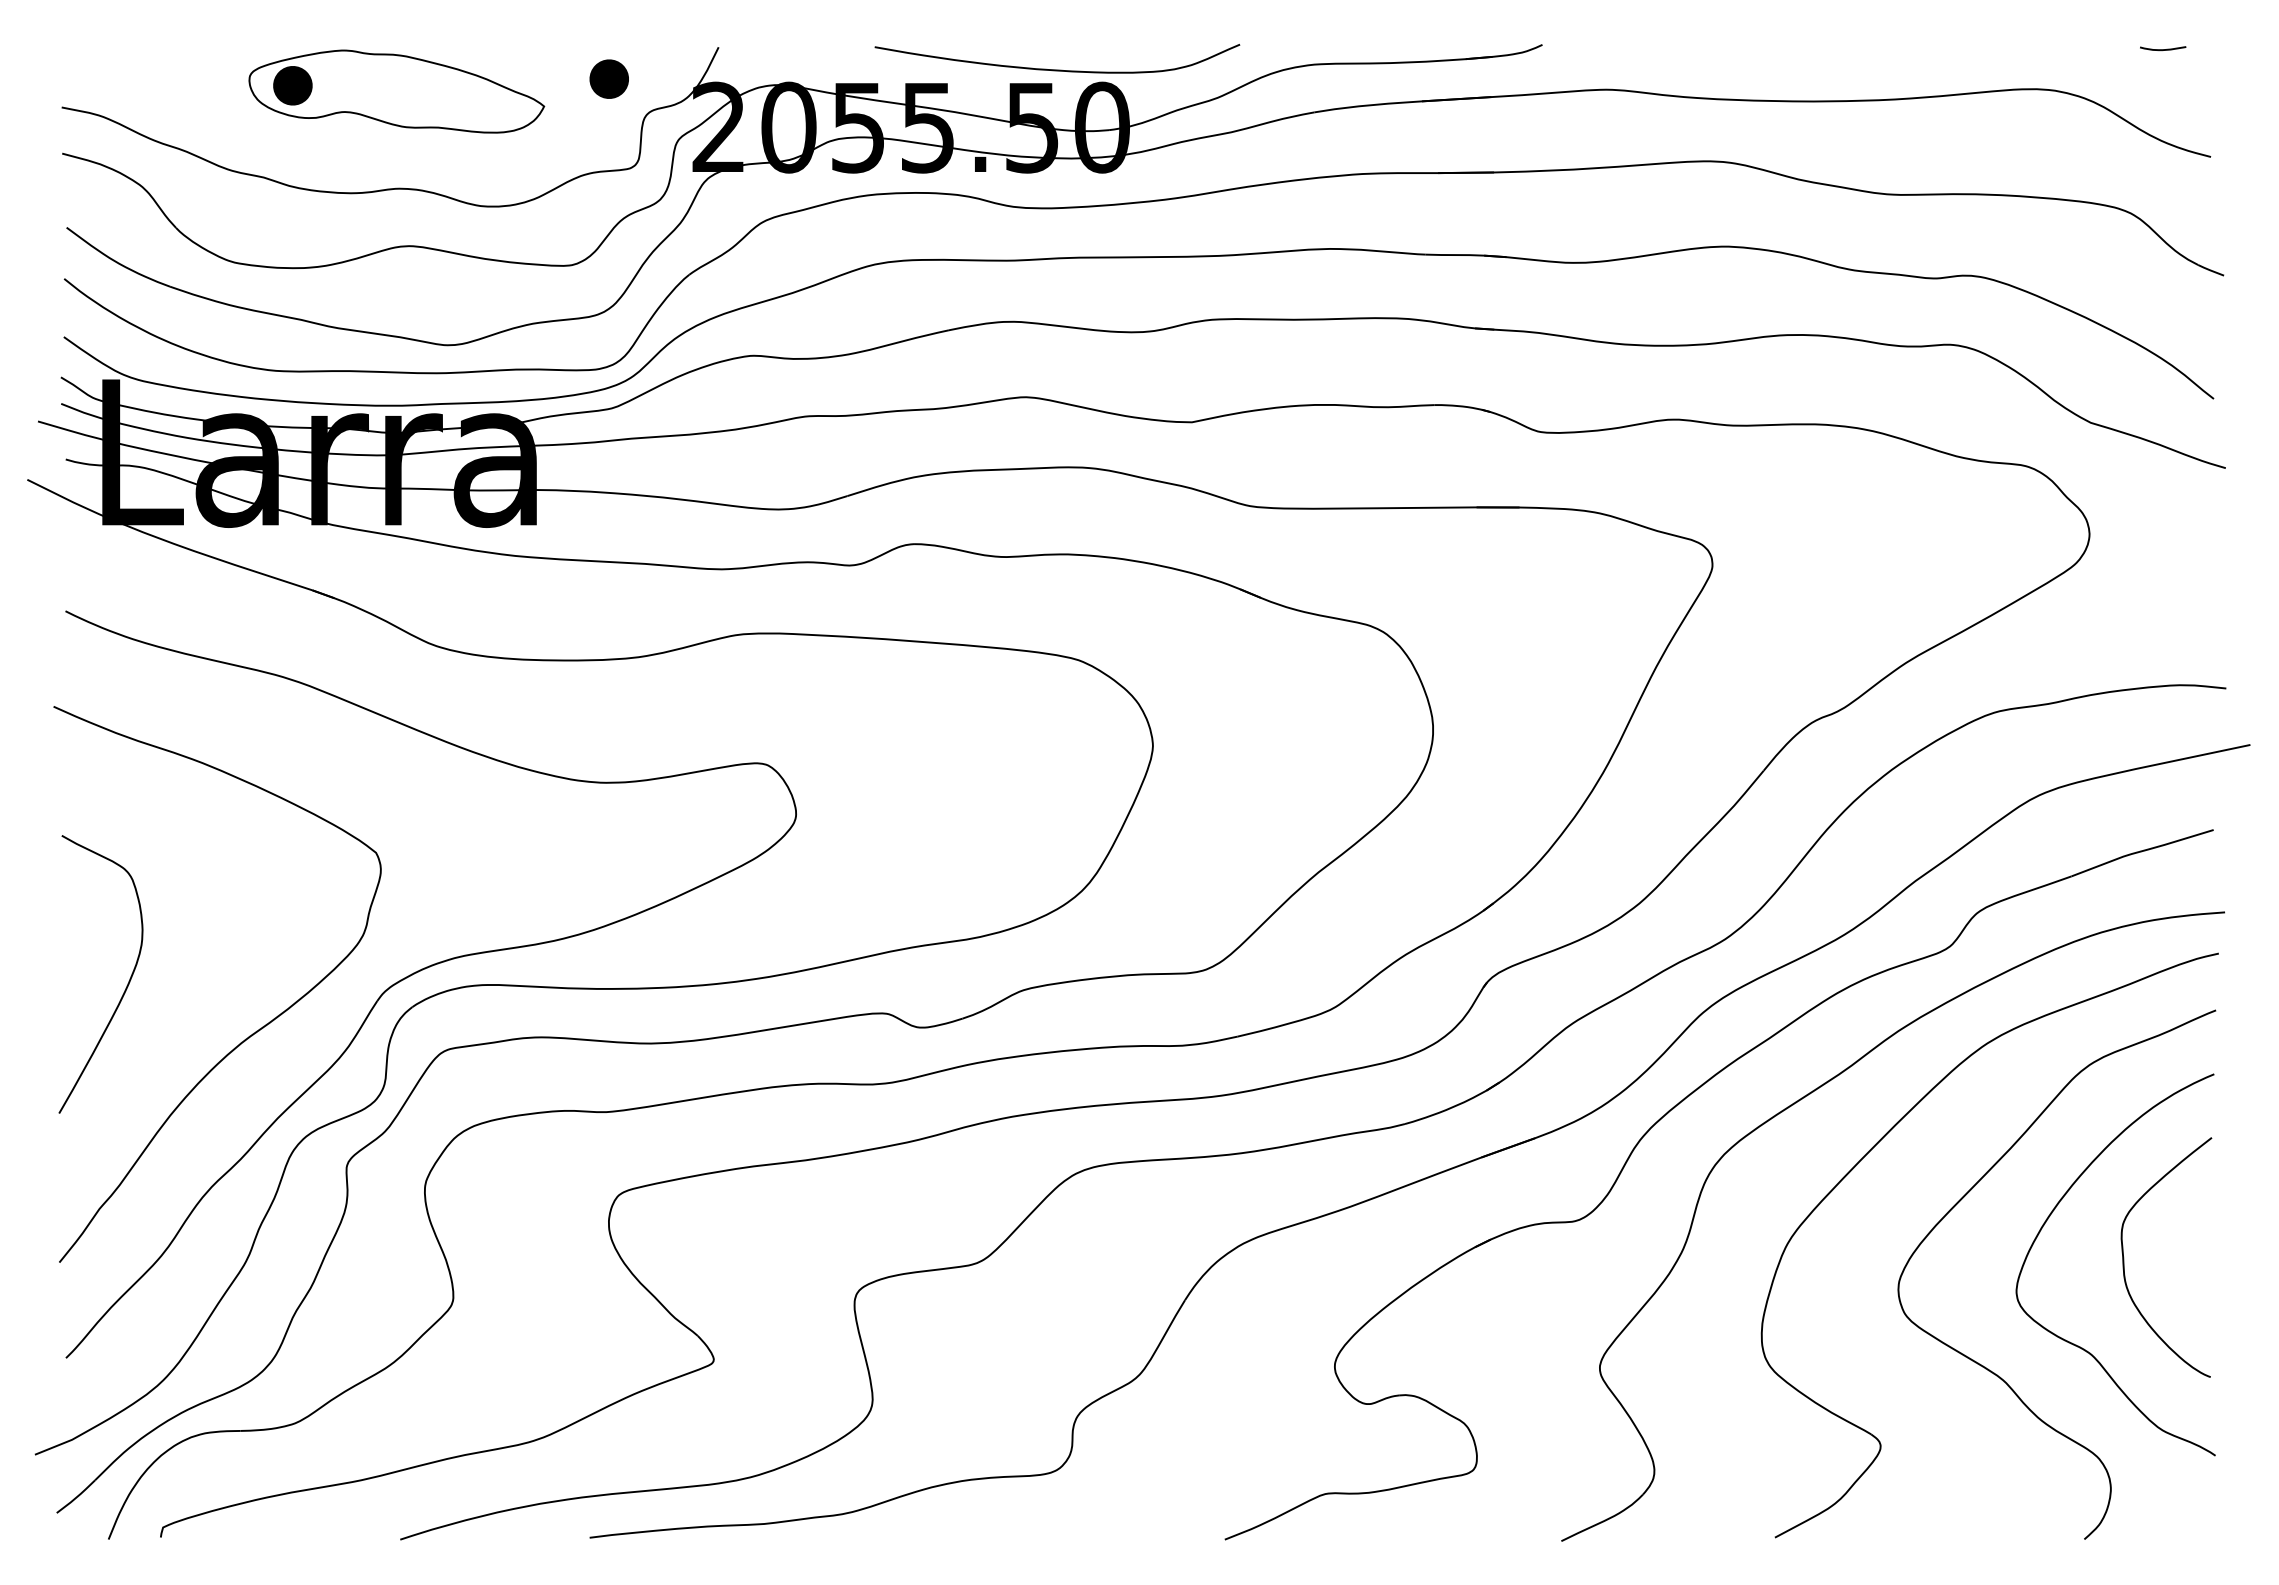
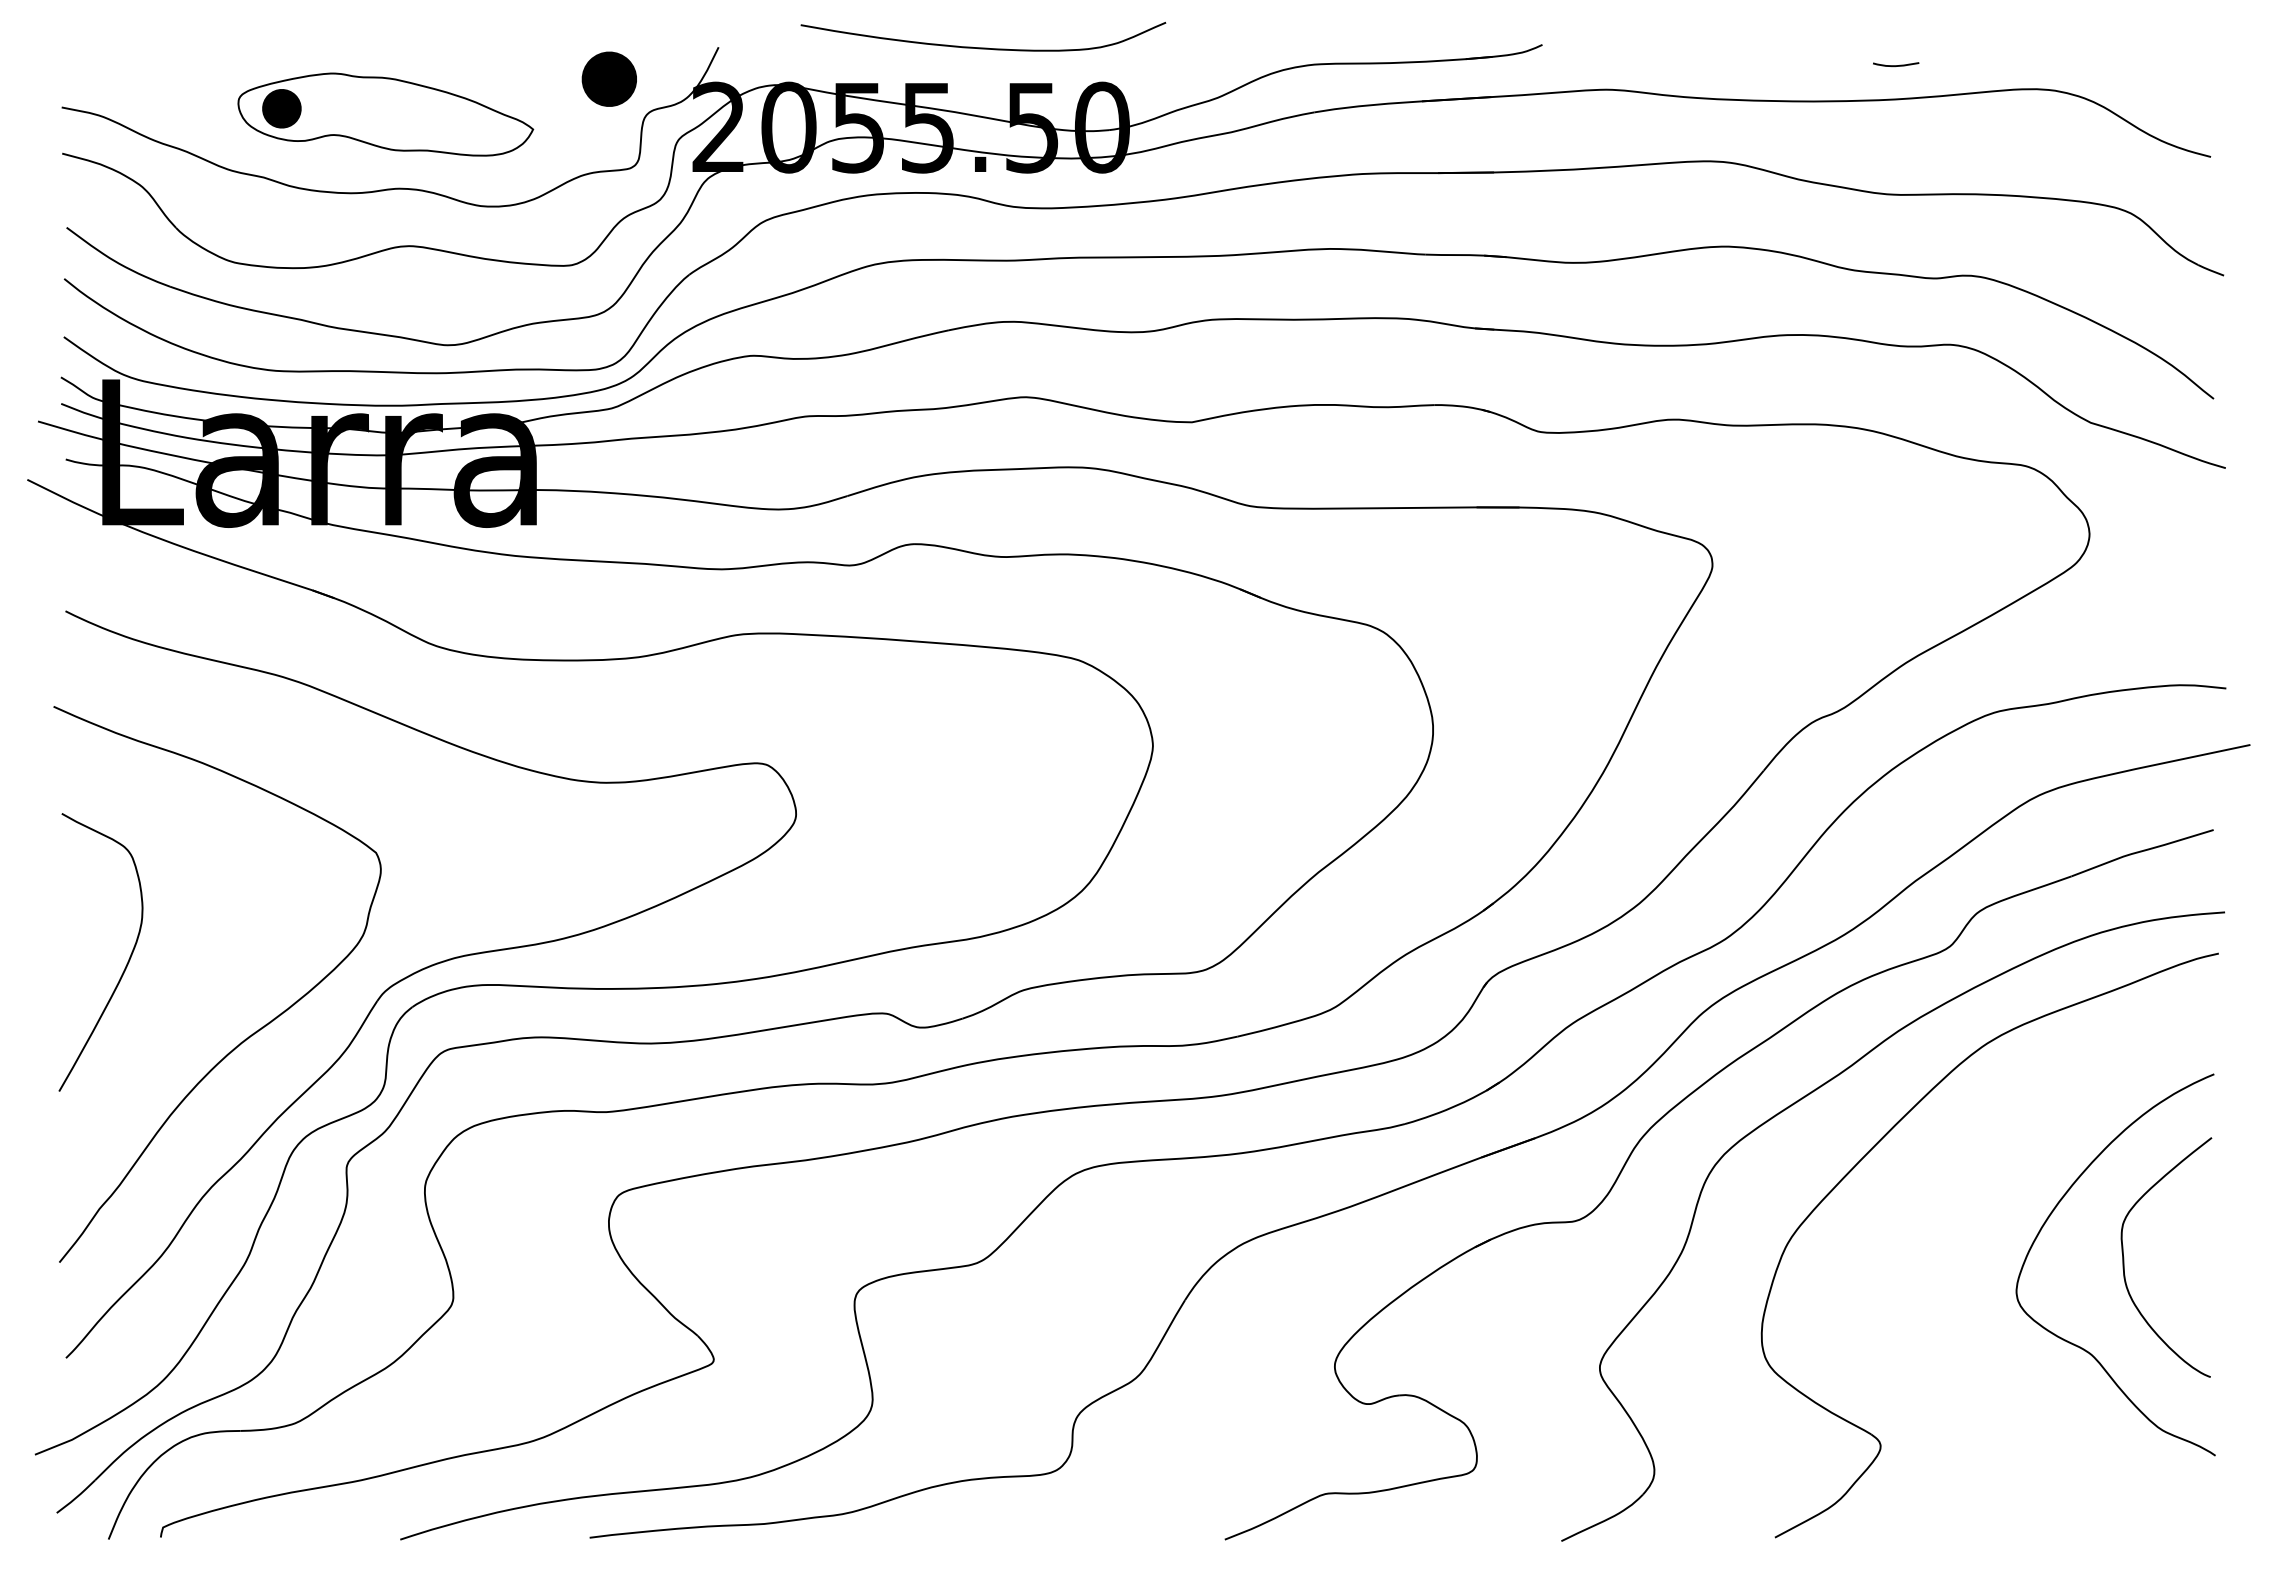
curve position: (2163, 49) -> (1896, 65) (1896, 65)
curve position: (1057, 69) -> (983, 47) (983, 47)
part size: 40x40 px -> 56x56 px (608, 78)
part position: (396, 91) -> (385, 114) (385, 114)
curve position: (126, 985) -> (126, 963) (126, 963)
curve: present -> none (1991, 1370)
